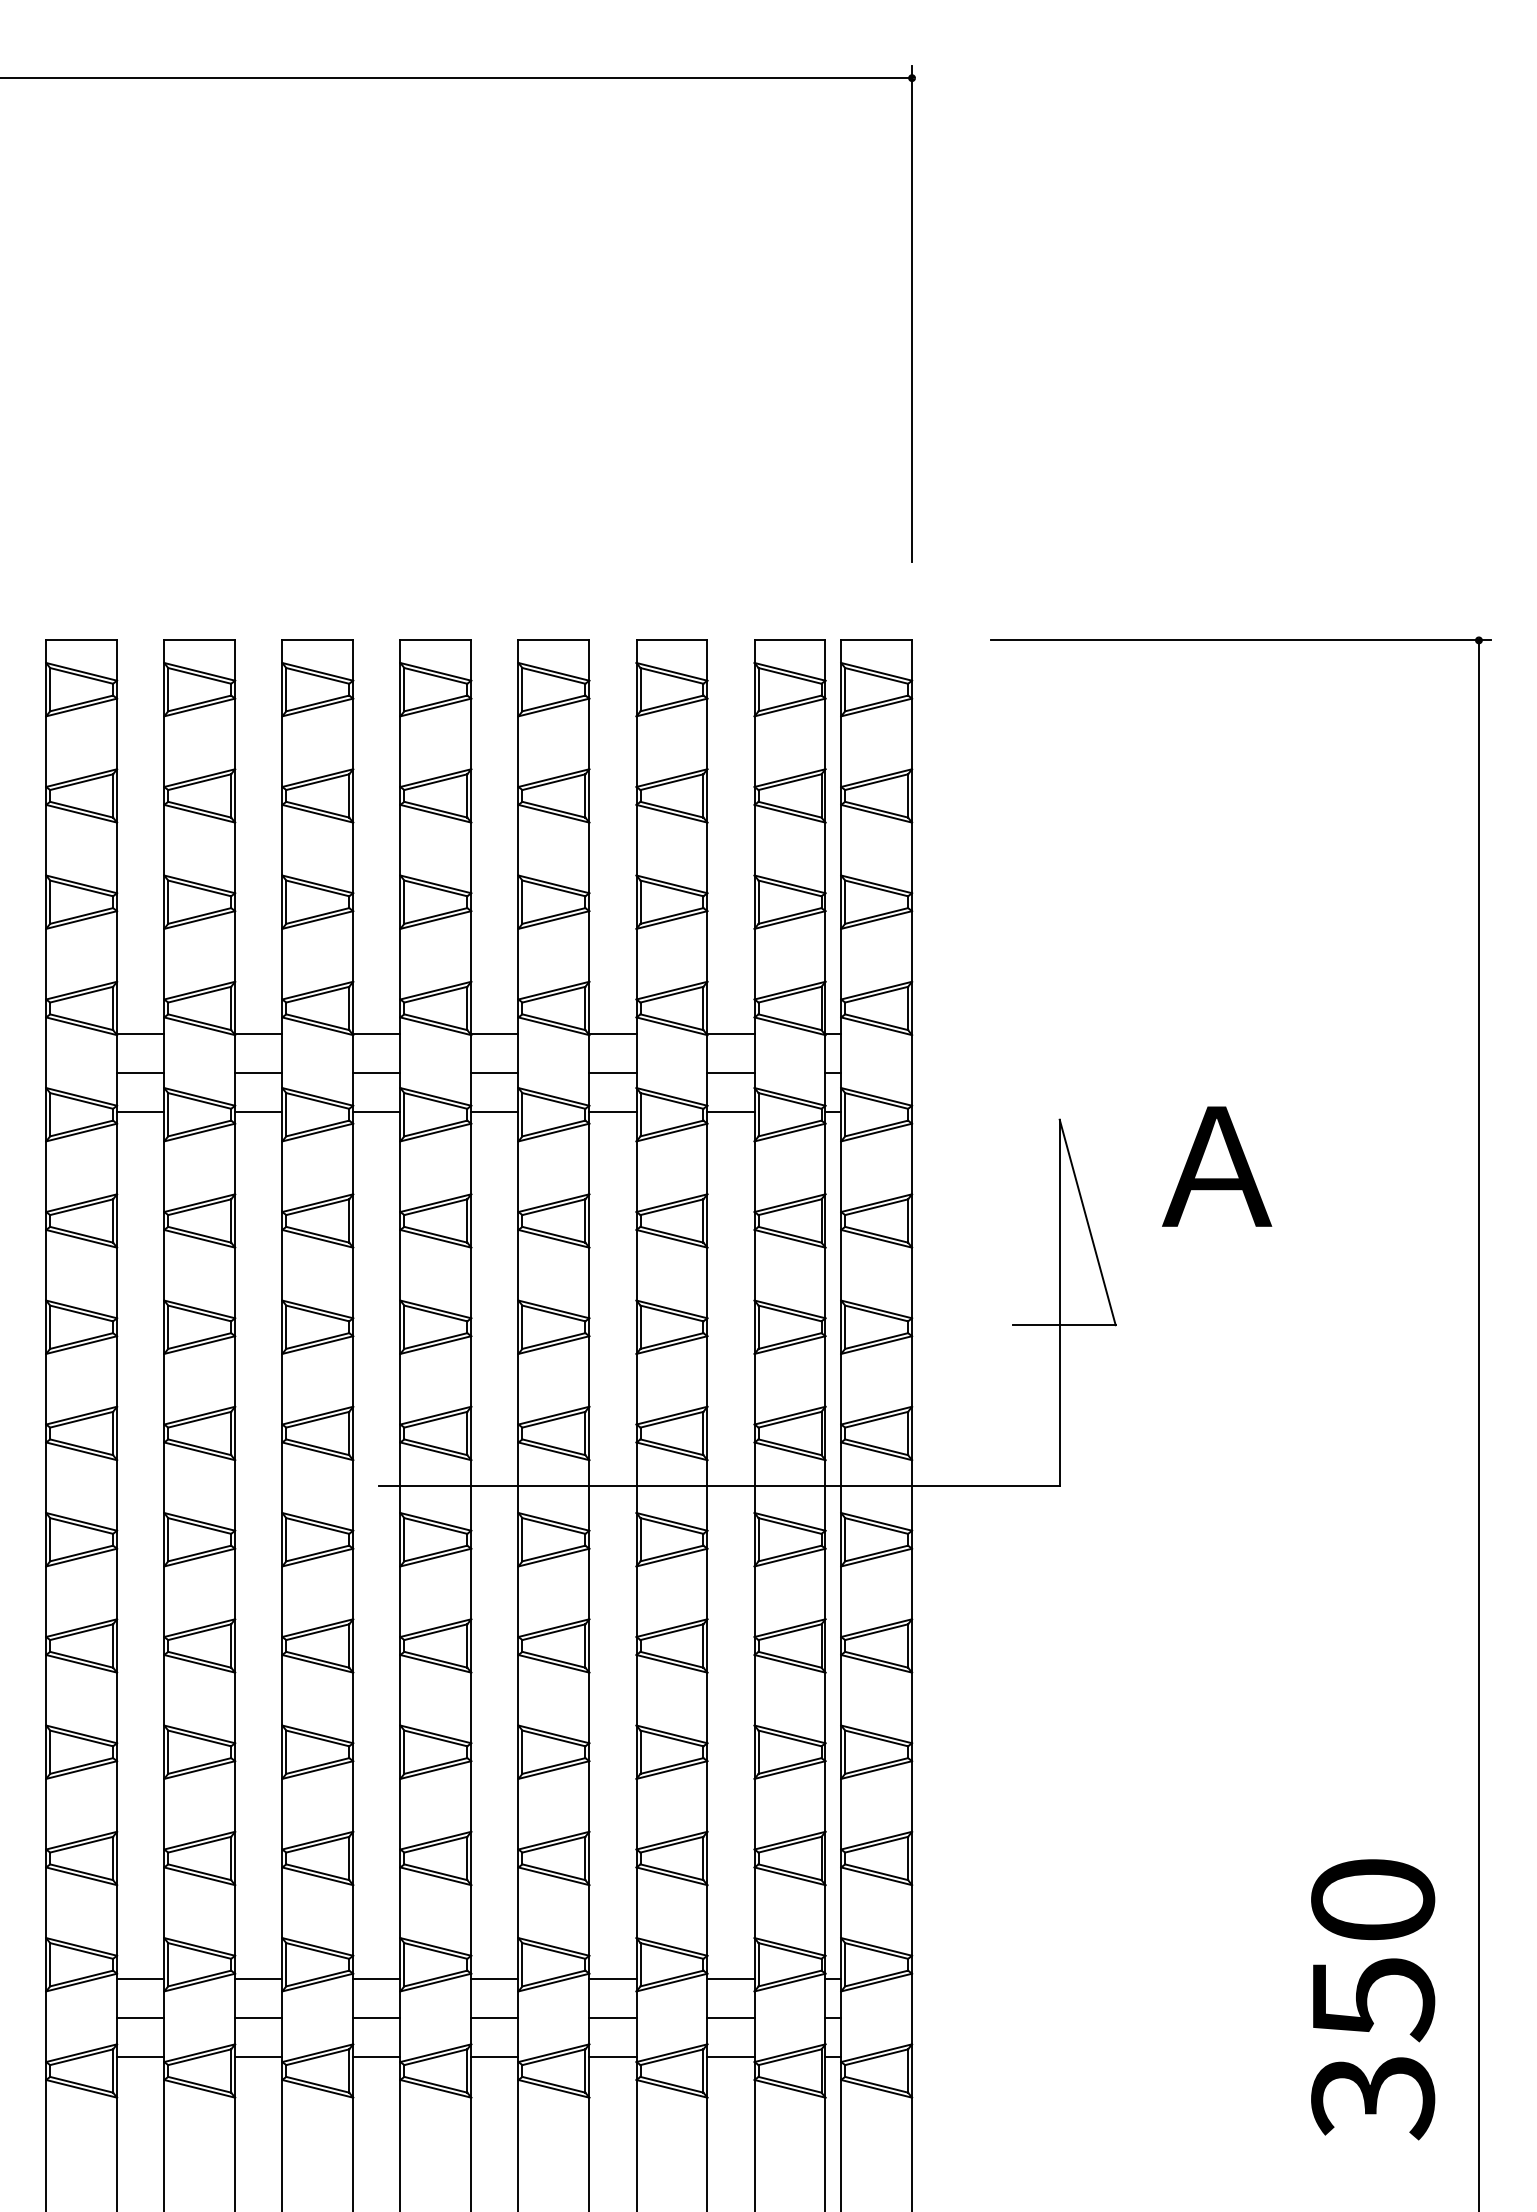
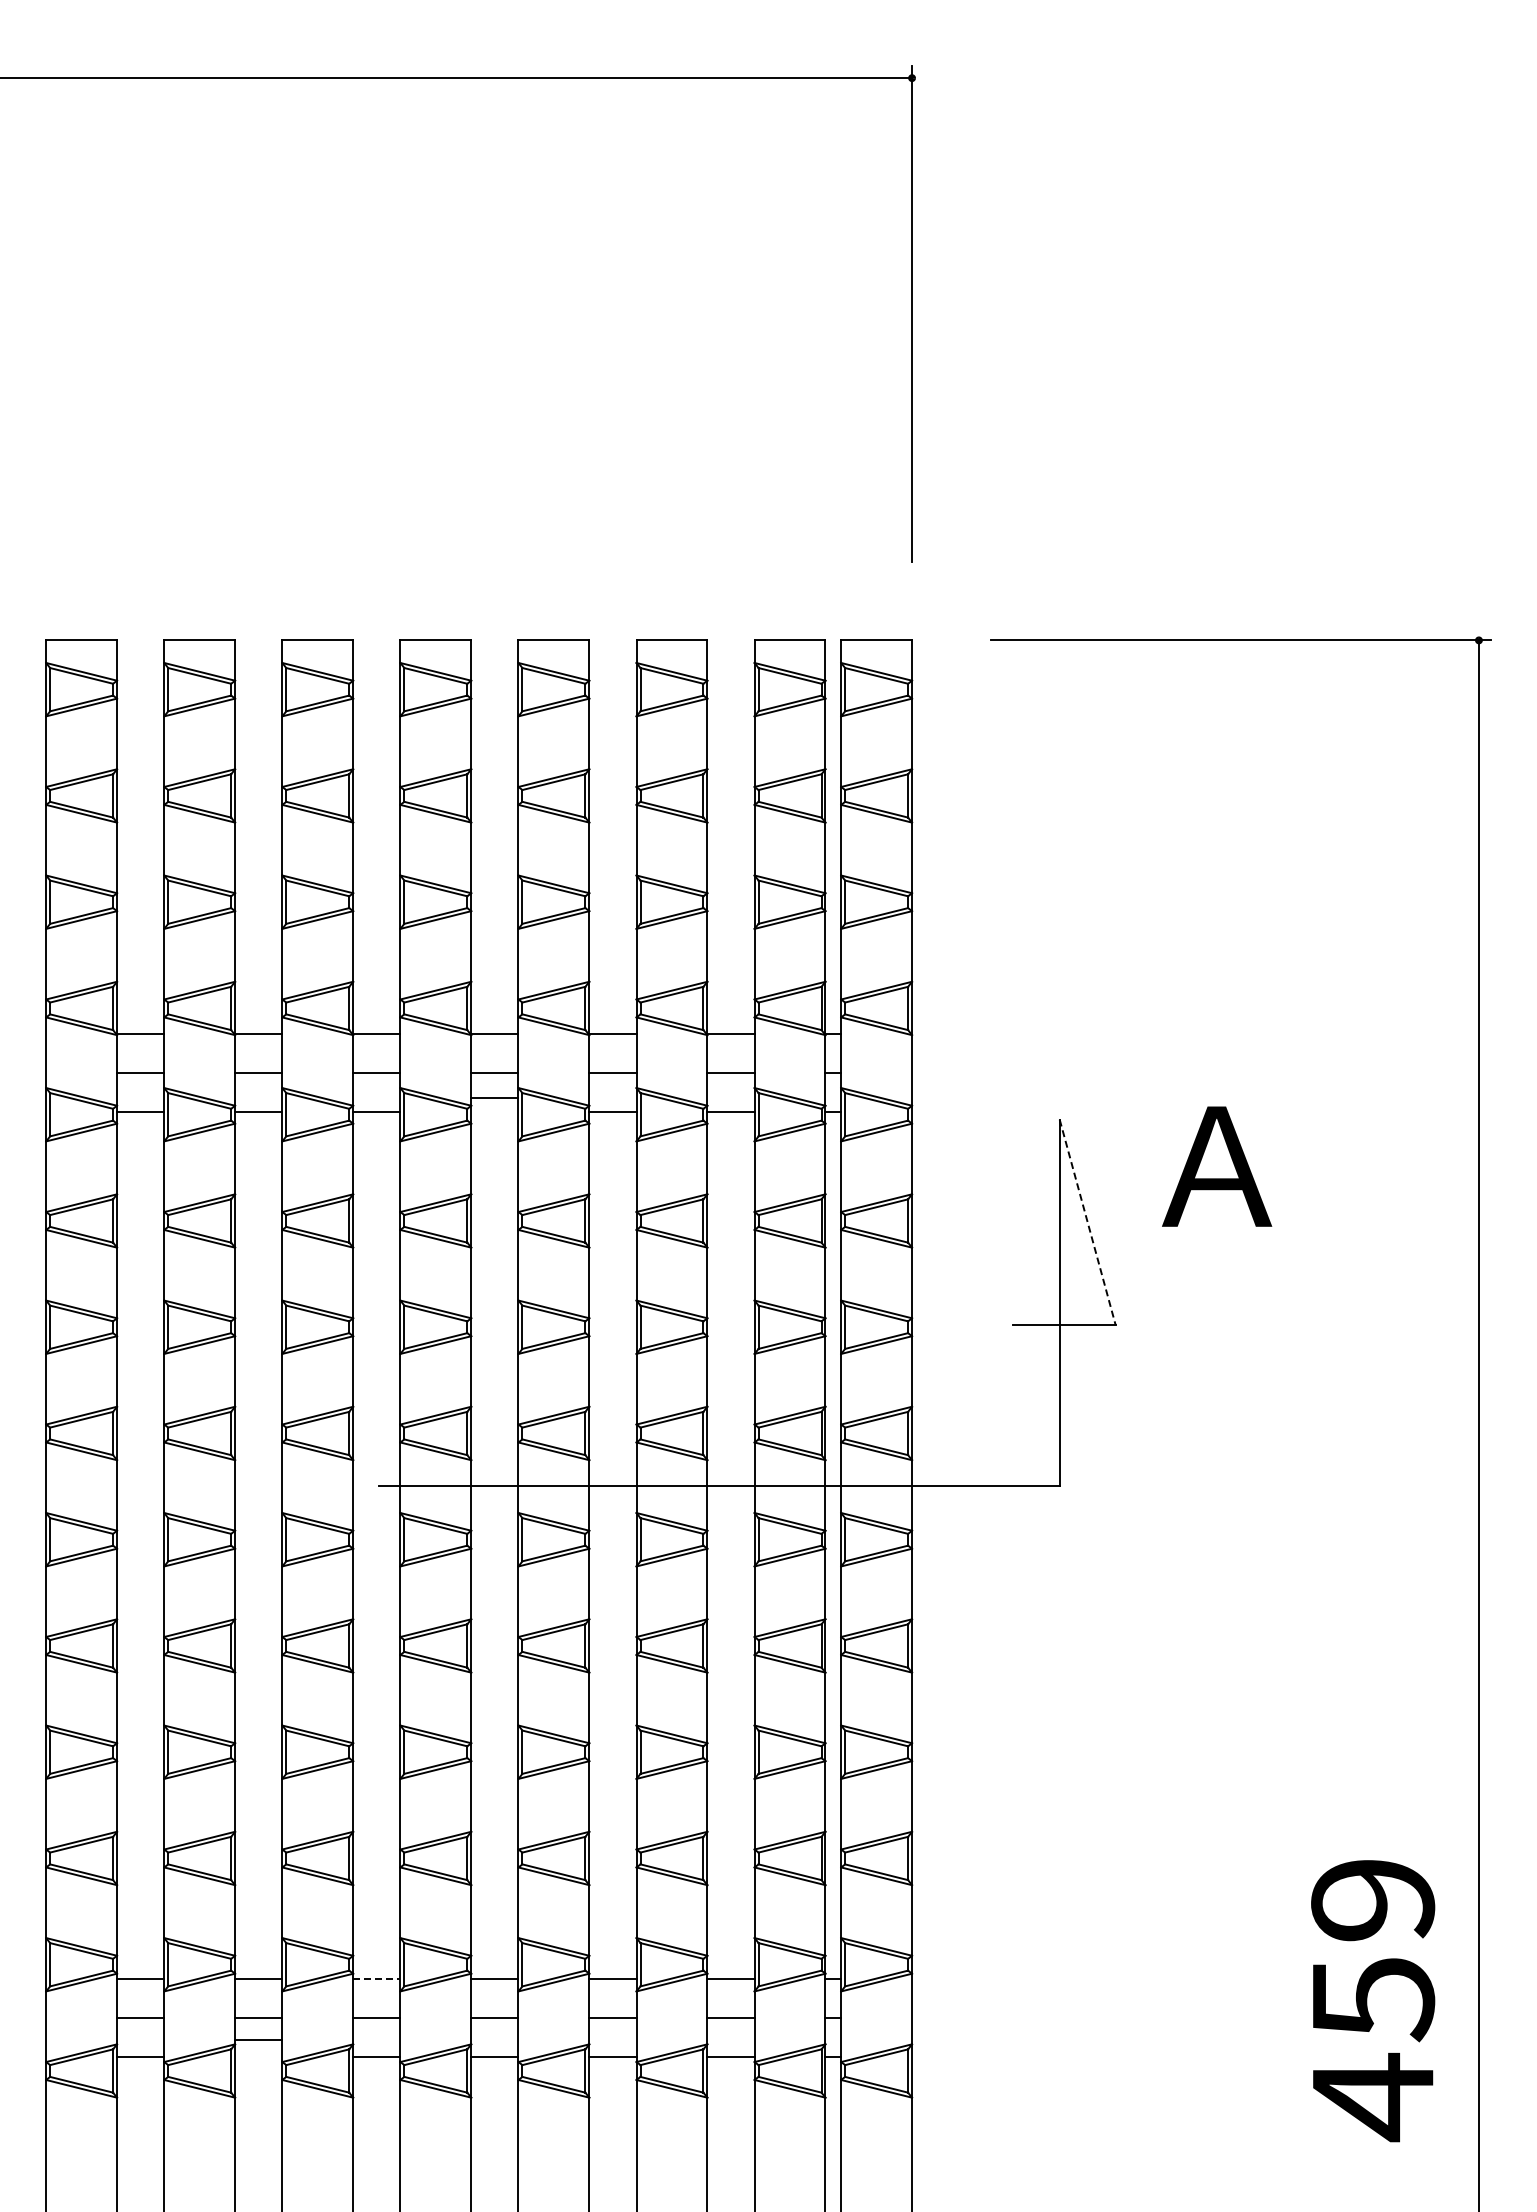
line position: (494, 1112) -> (494, 1098) (494, 1098)
line: solid -> dashed (1087, 1222)
line: solid -> dashed (376, 1978)
text: 350 -> 459 (1373, 2000)
line position: (258, 2056) -> (258, 2039) (258, 2039)
